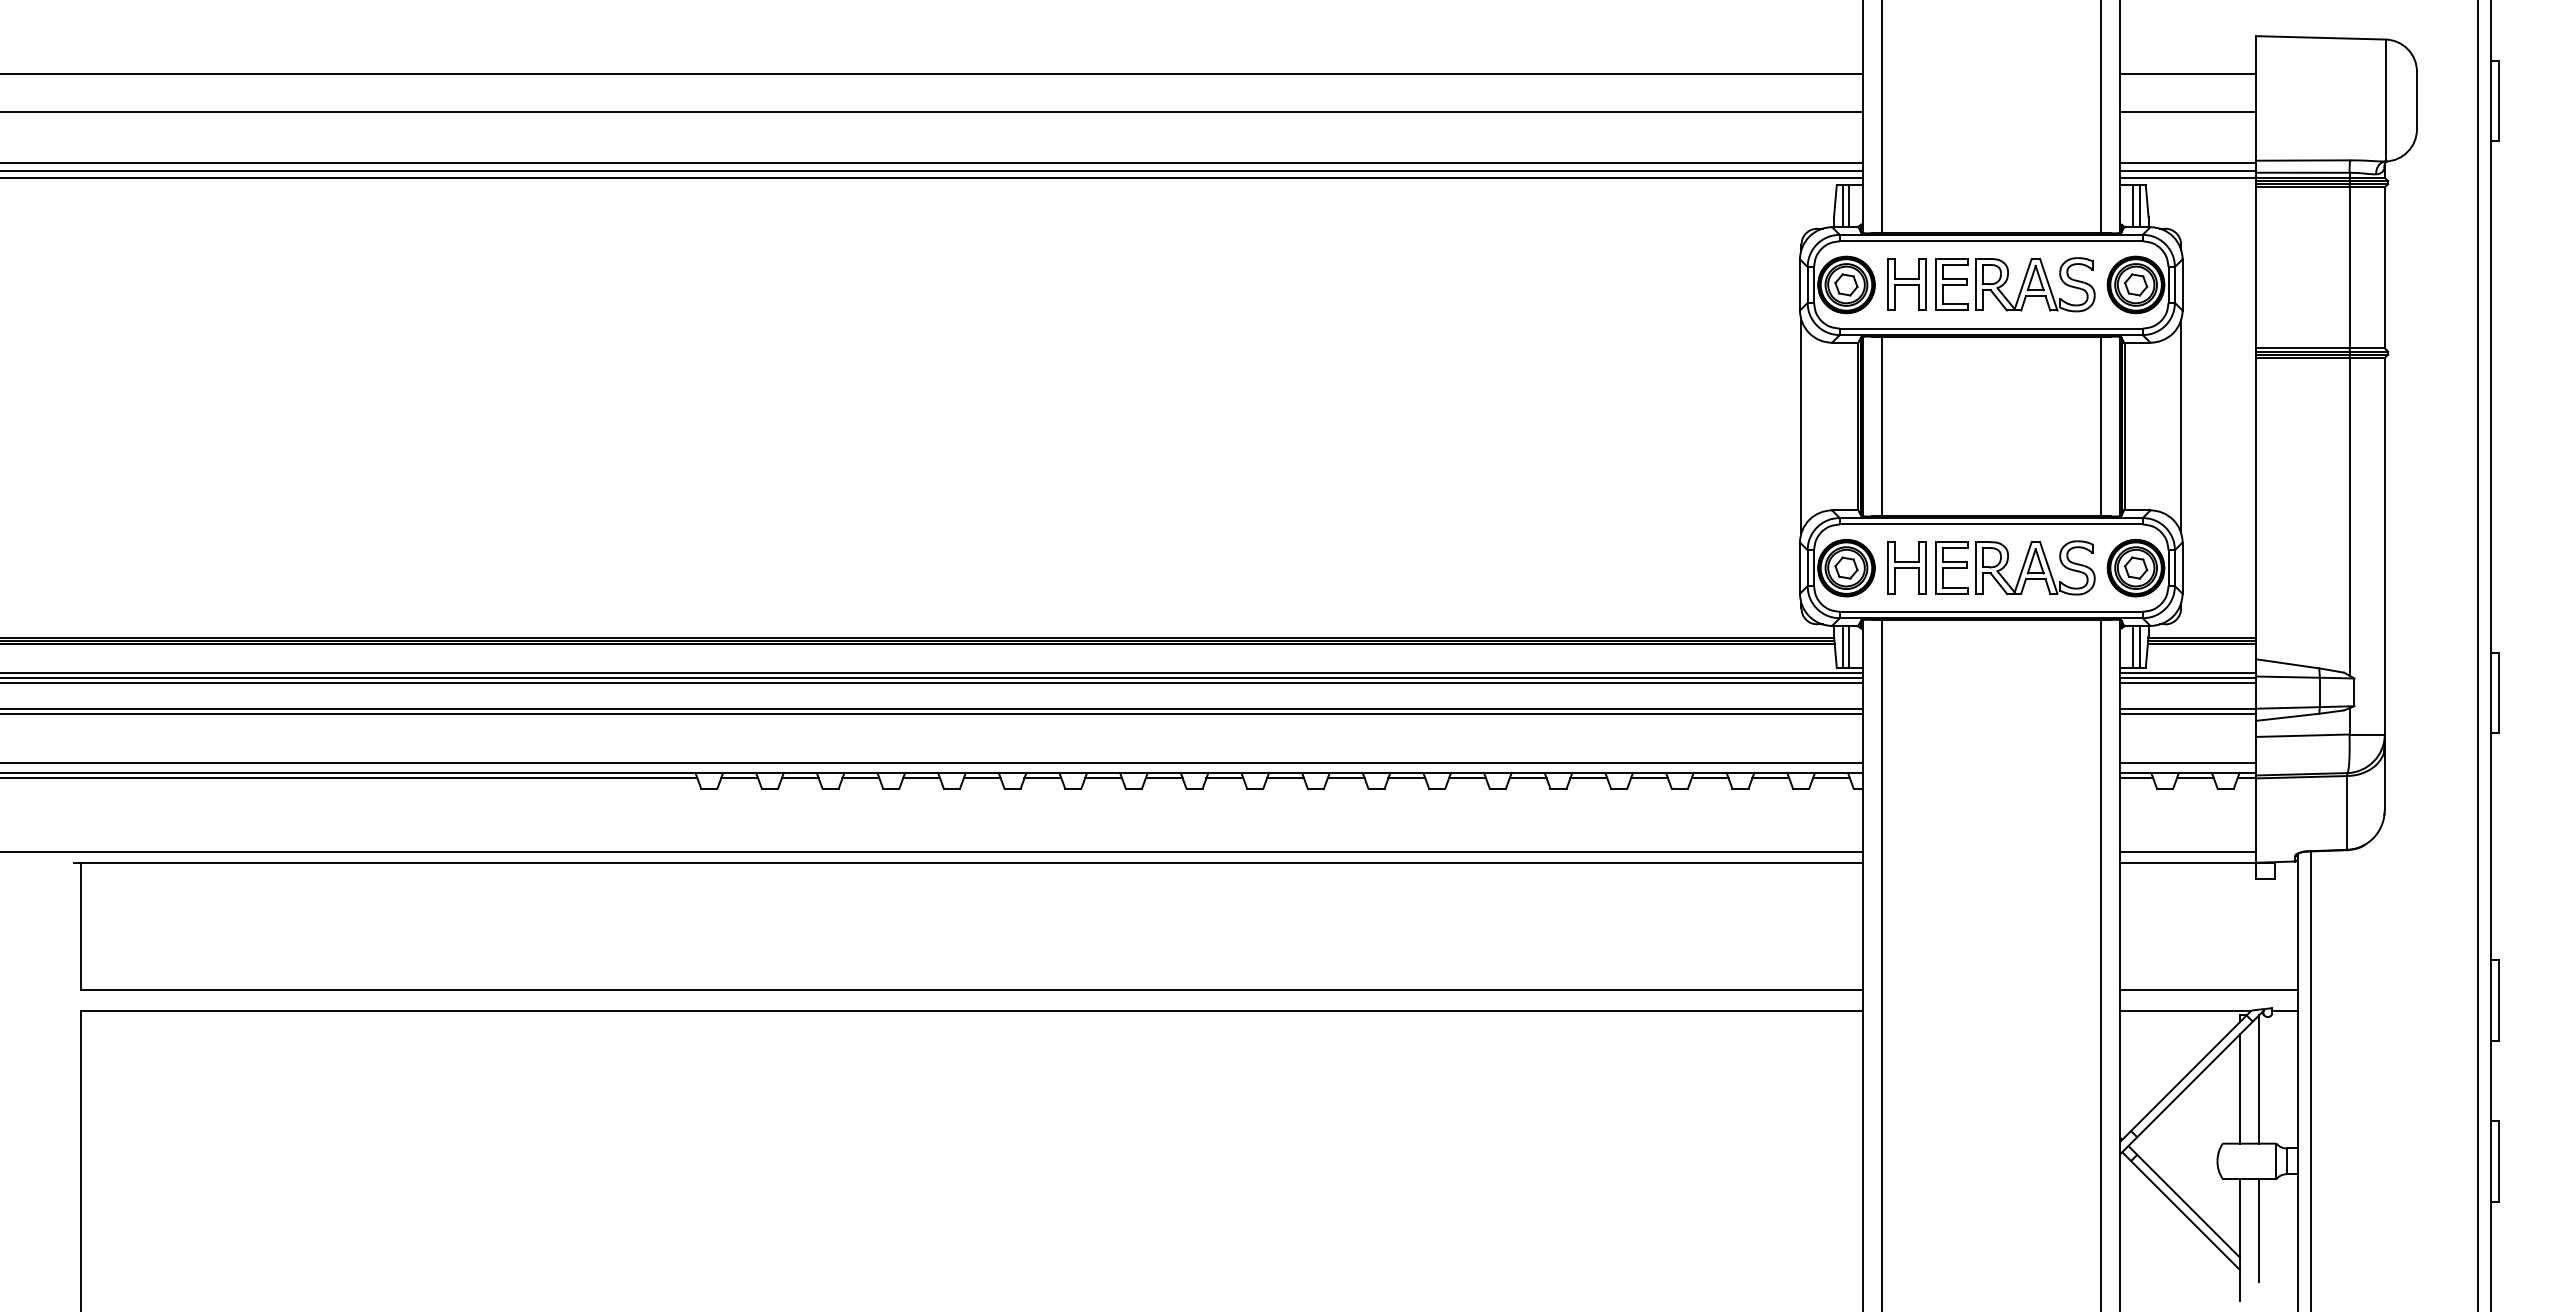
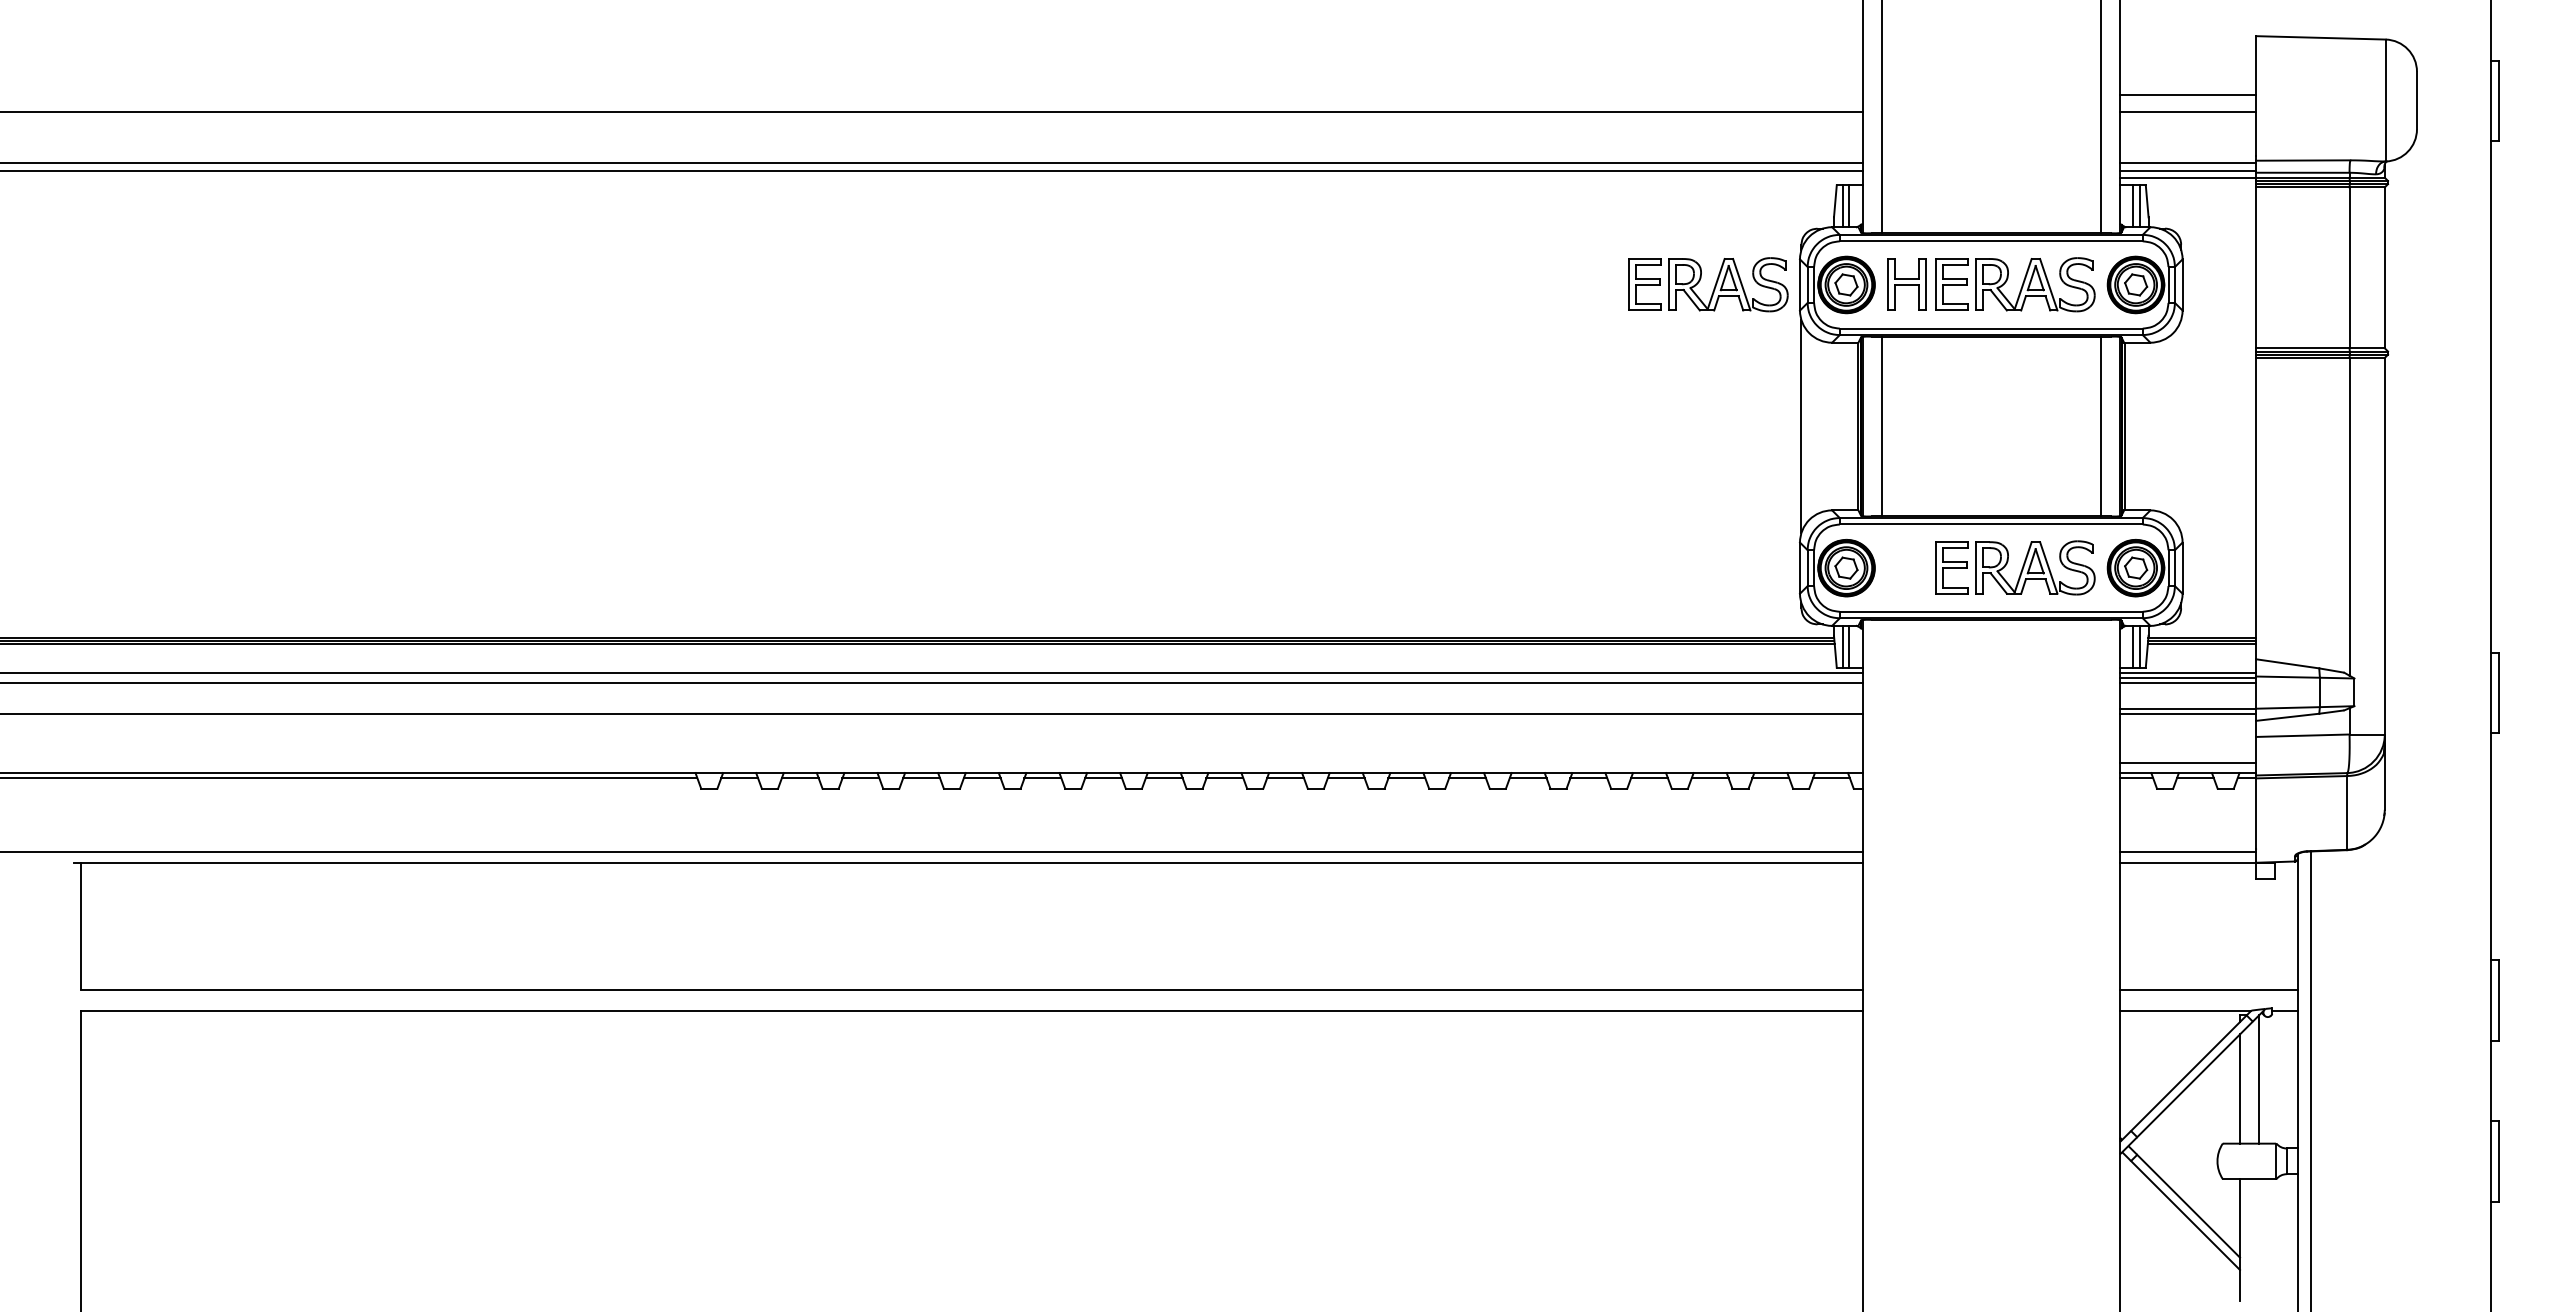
line: present -> none (932, 73)
line position: (2188, 73) -> (2188, 94) (2188, 94)
line: present -> none (932, 177)
part: none -> present (1714, 285)
line: present -> none (2181, 426)
part: present -> none (1906, 567)
line: present -> none (2478, 655)
line: present -> none (932, 678)
line: present -> none (932, 708)
line: present -> none (932, 763)
line: present -> none (1881, 963)
line: present -> none (2100, 963)
line: present -> none (2259, 1230)
